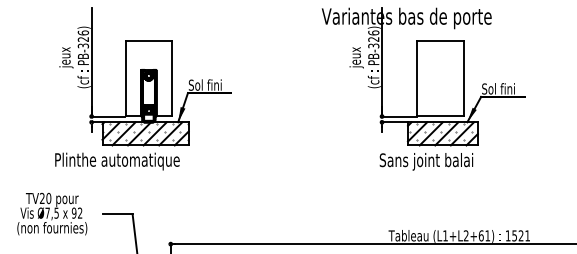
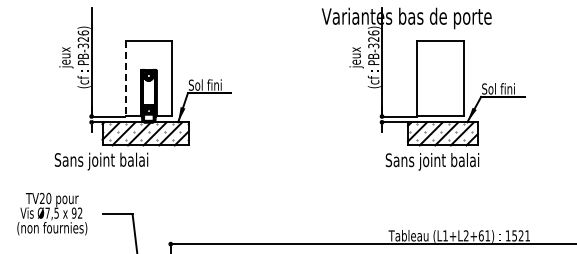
line: solid -> dashed (125, 78)
text: Plinthe automatique -> Sans joint balai (116, 161)
text position: (426, 161) -> (432, 161) (432, 161)
